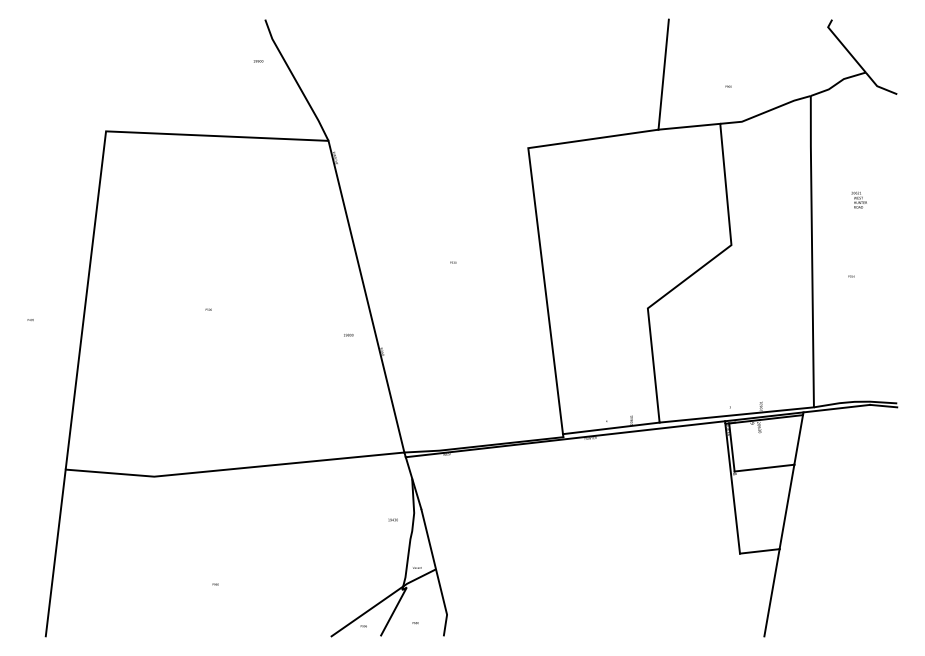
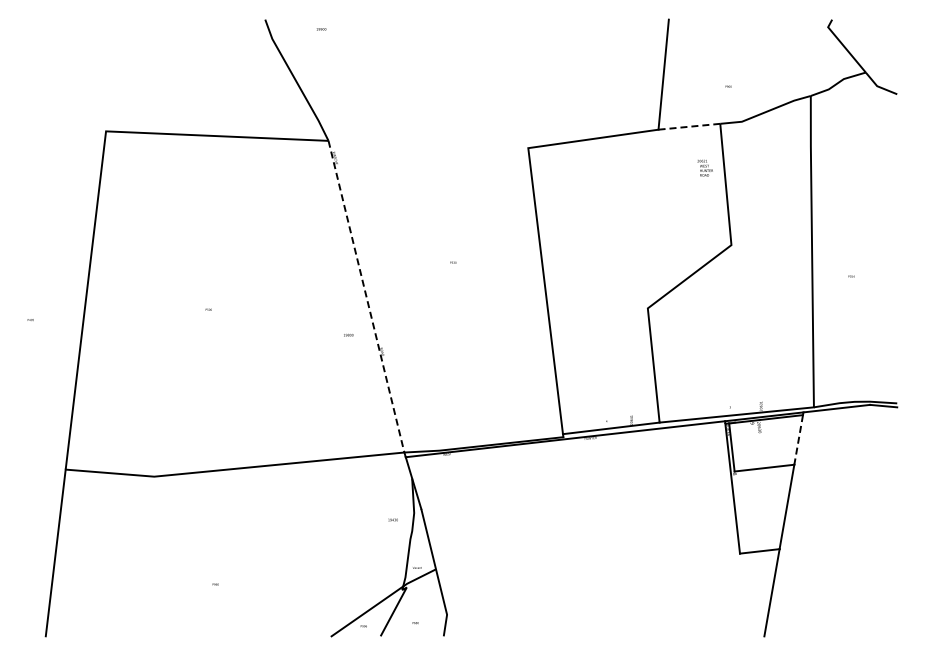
text position: (258, 61) -> (321, 29) (321, 29)
line: solid -> dashed (688, 126)
text position: (858, 199) -> (704, 167) (704, 167)
line: solid -> dashed (366, 297)
line: solid -> dashed (798, 440)
